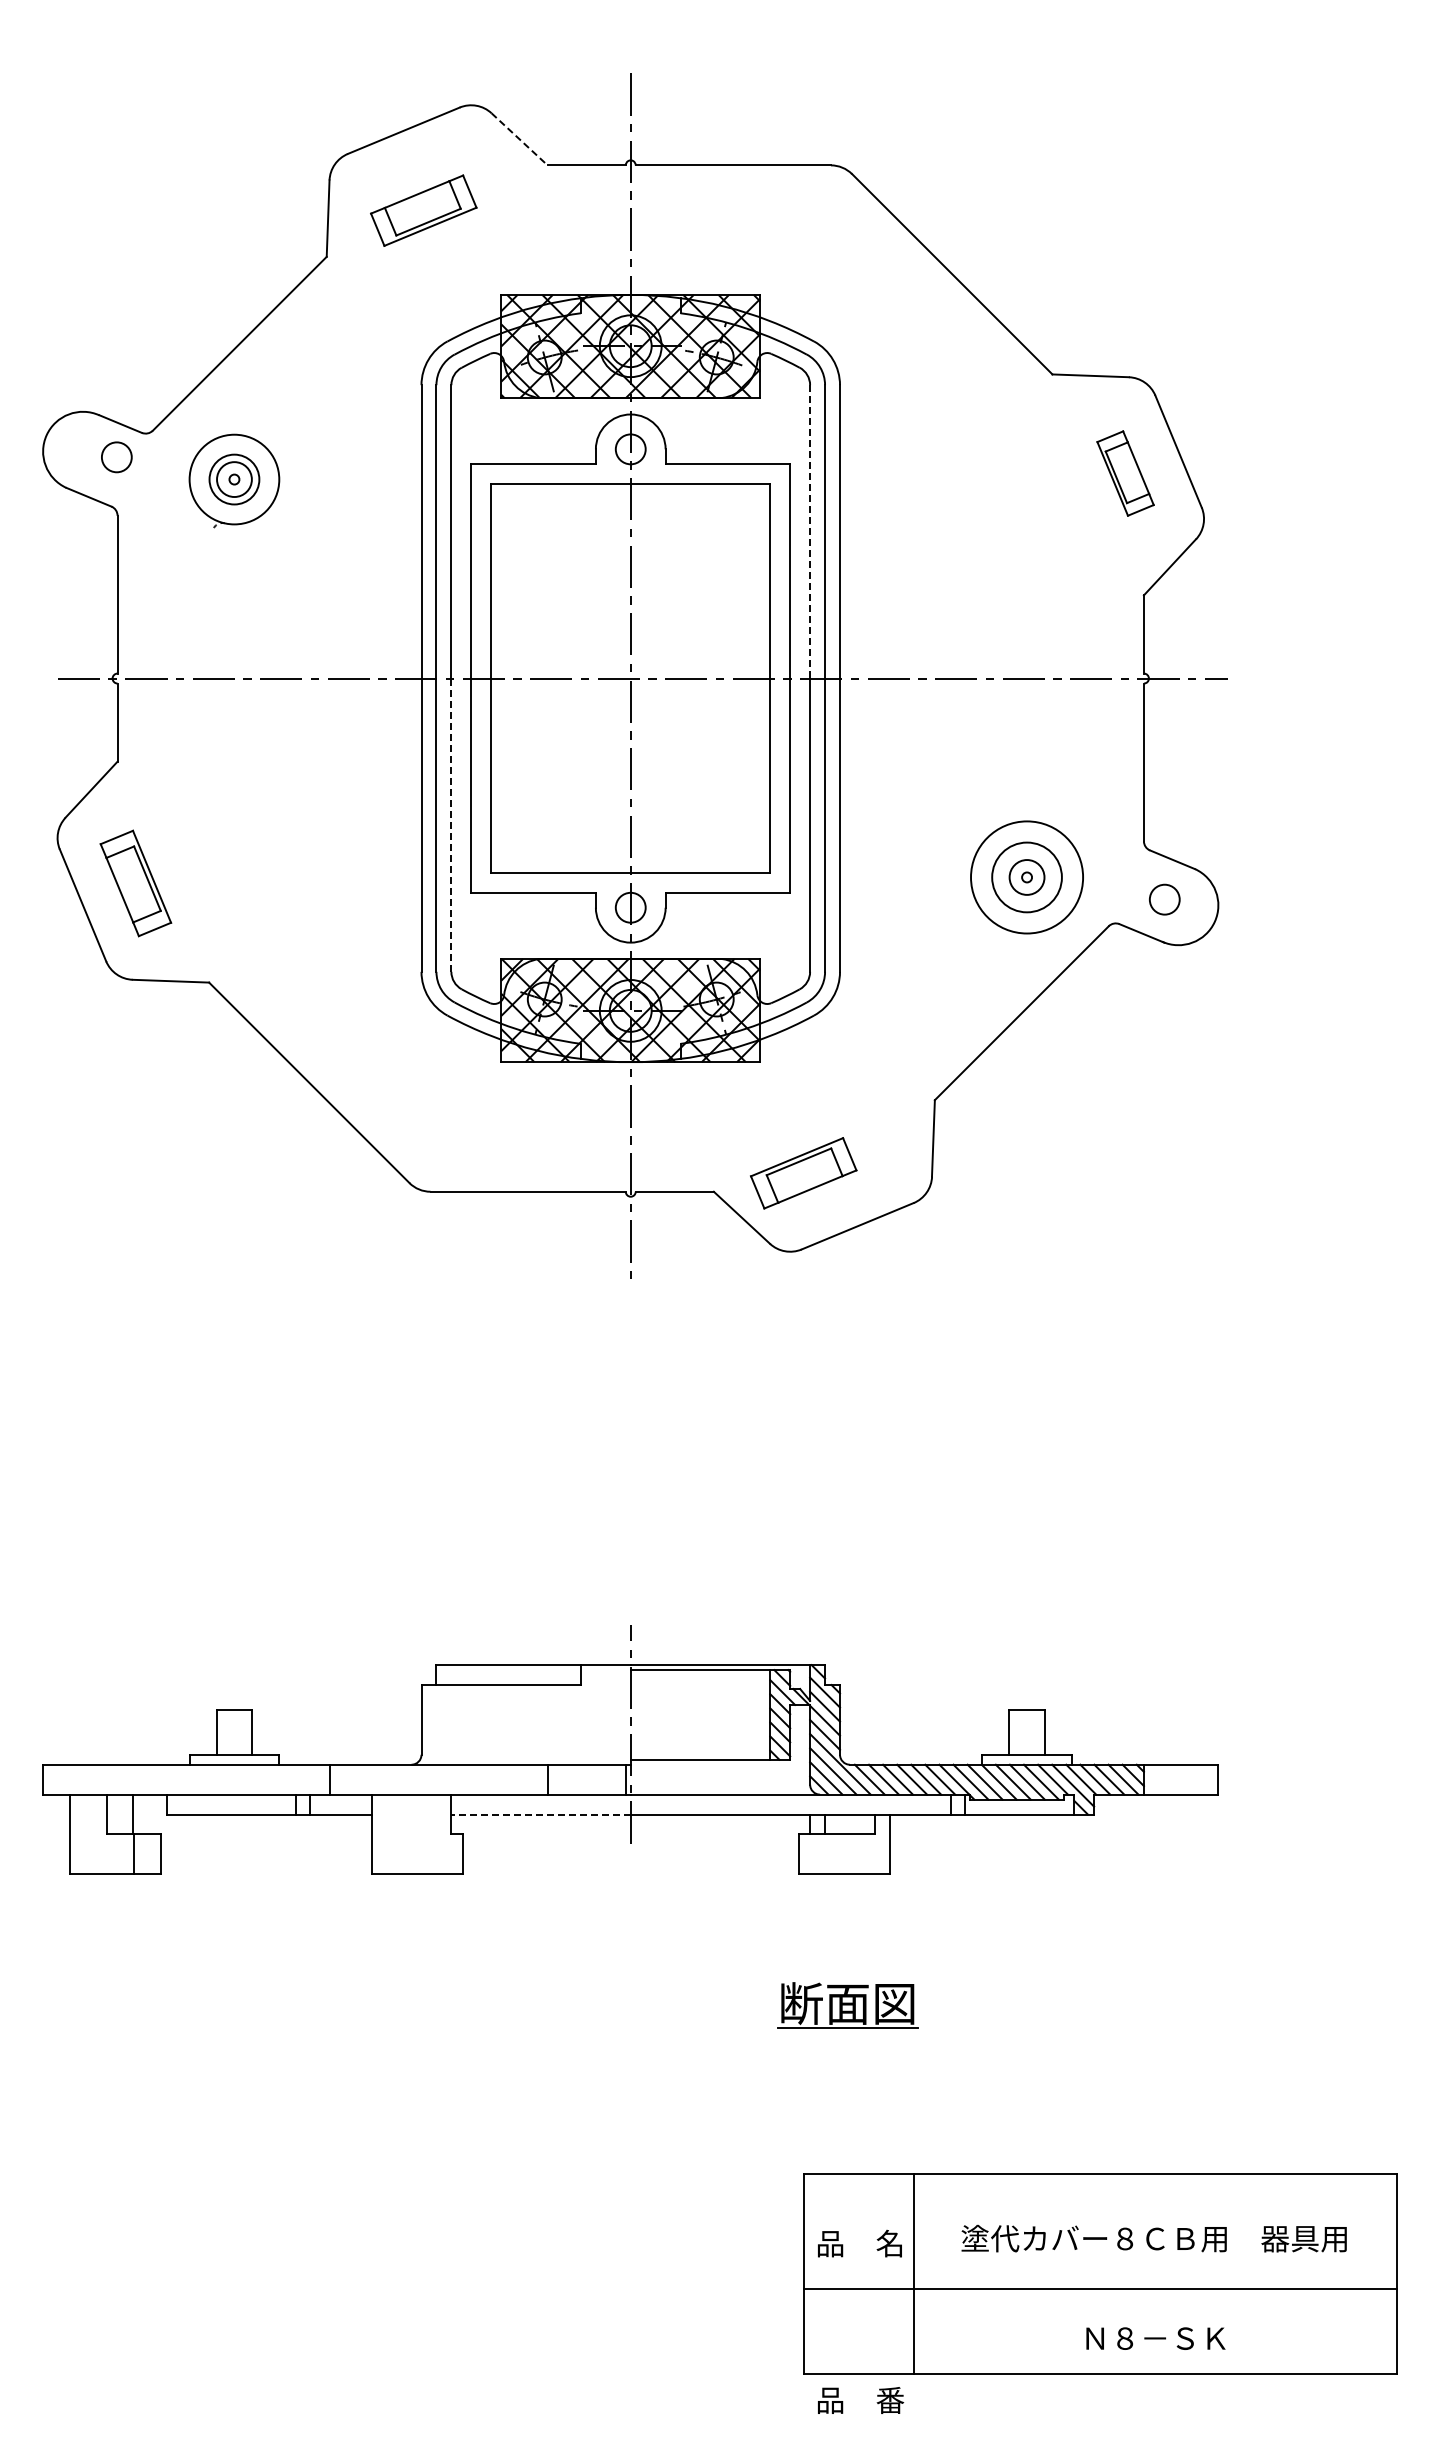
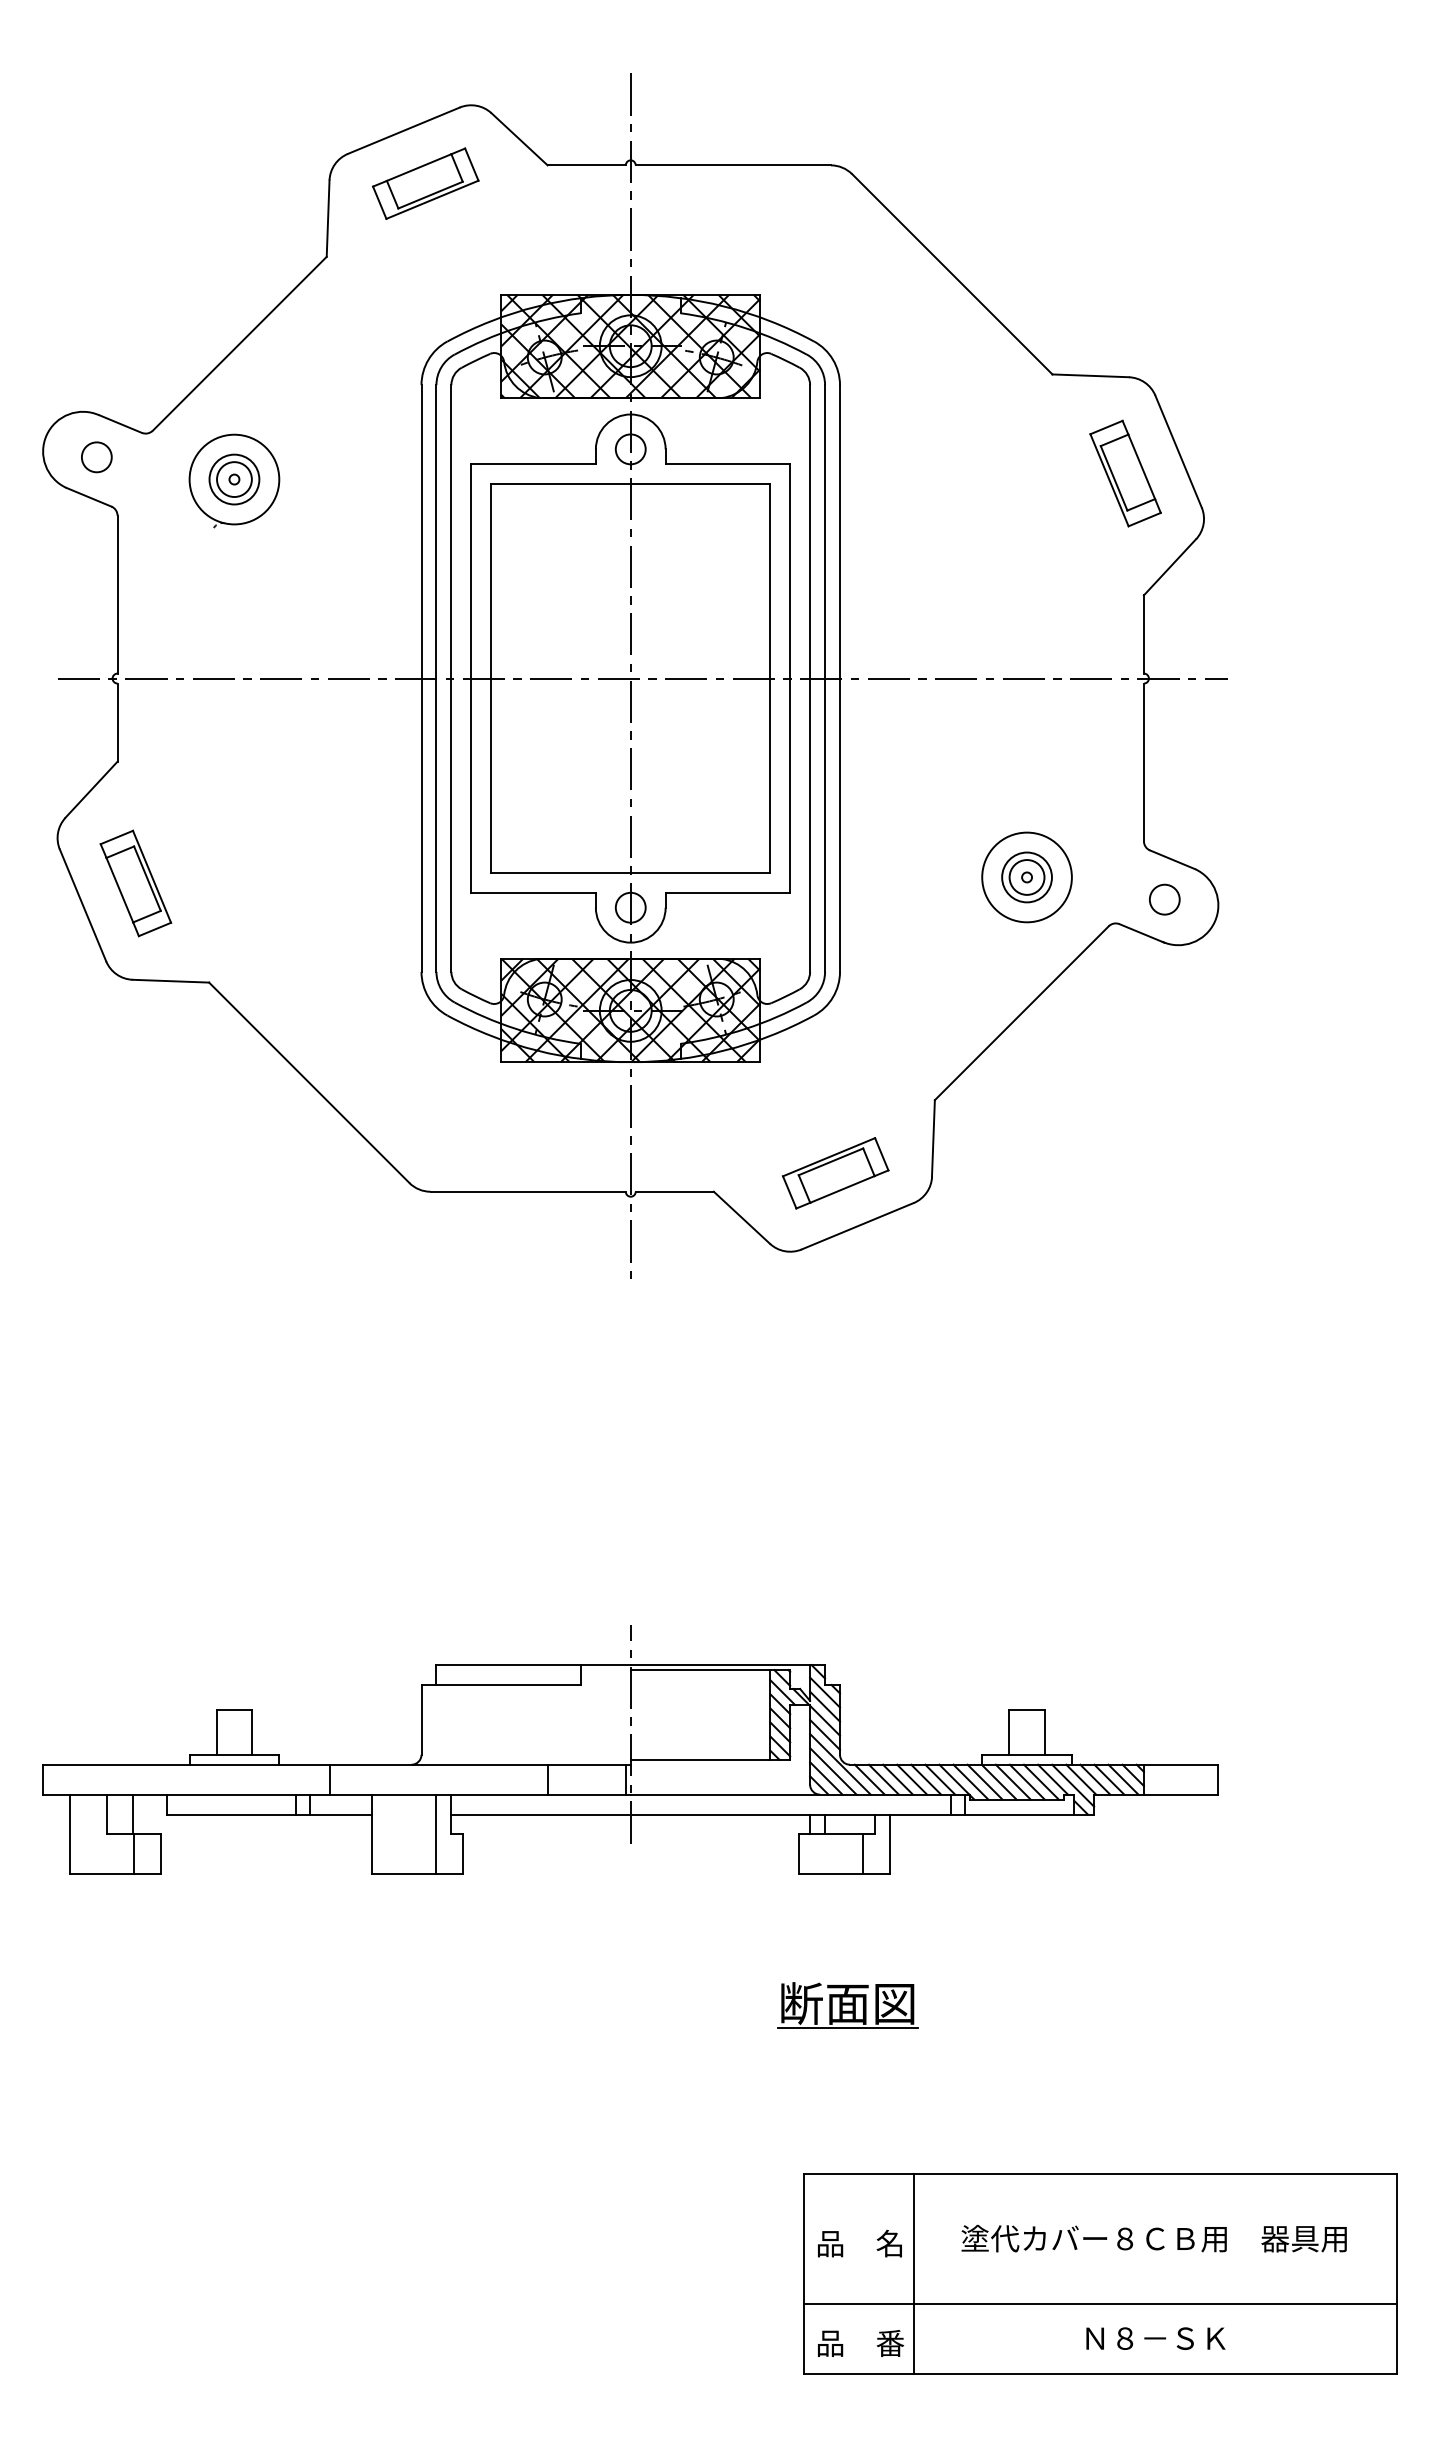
line: dashed -> solid (519, 139)
part position: (423, 210) -> (425, 183) (425, 183)
circle position: (116, 457) -> (96, 457) (96, 457)
part size: 59x87 px -> 73x109 px (1125, 473)
line: dashed -> solid (810, 531)
line: dashed -> solid (451, 825)
circle diameter: 70 px -> 50 px (1026, 877)
circle diameter: 112 px -> 90 px (1026, 877)
part position: (803, 1173) -> (835, 1173) (835, 1173)
line: dashed -> solid (541, 1814)
line: none -> present (436, 1834)
line: none -> present (863, 1854)
line position: (1099, 2288) -> (1099, 2303) (1099, 2303)
text position: (861, 2400) -> (861, 2343) (861, 2343)
